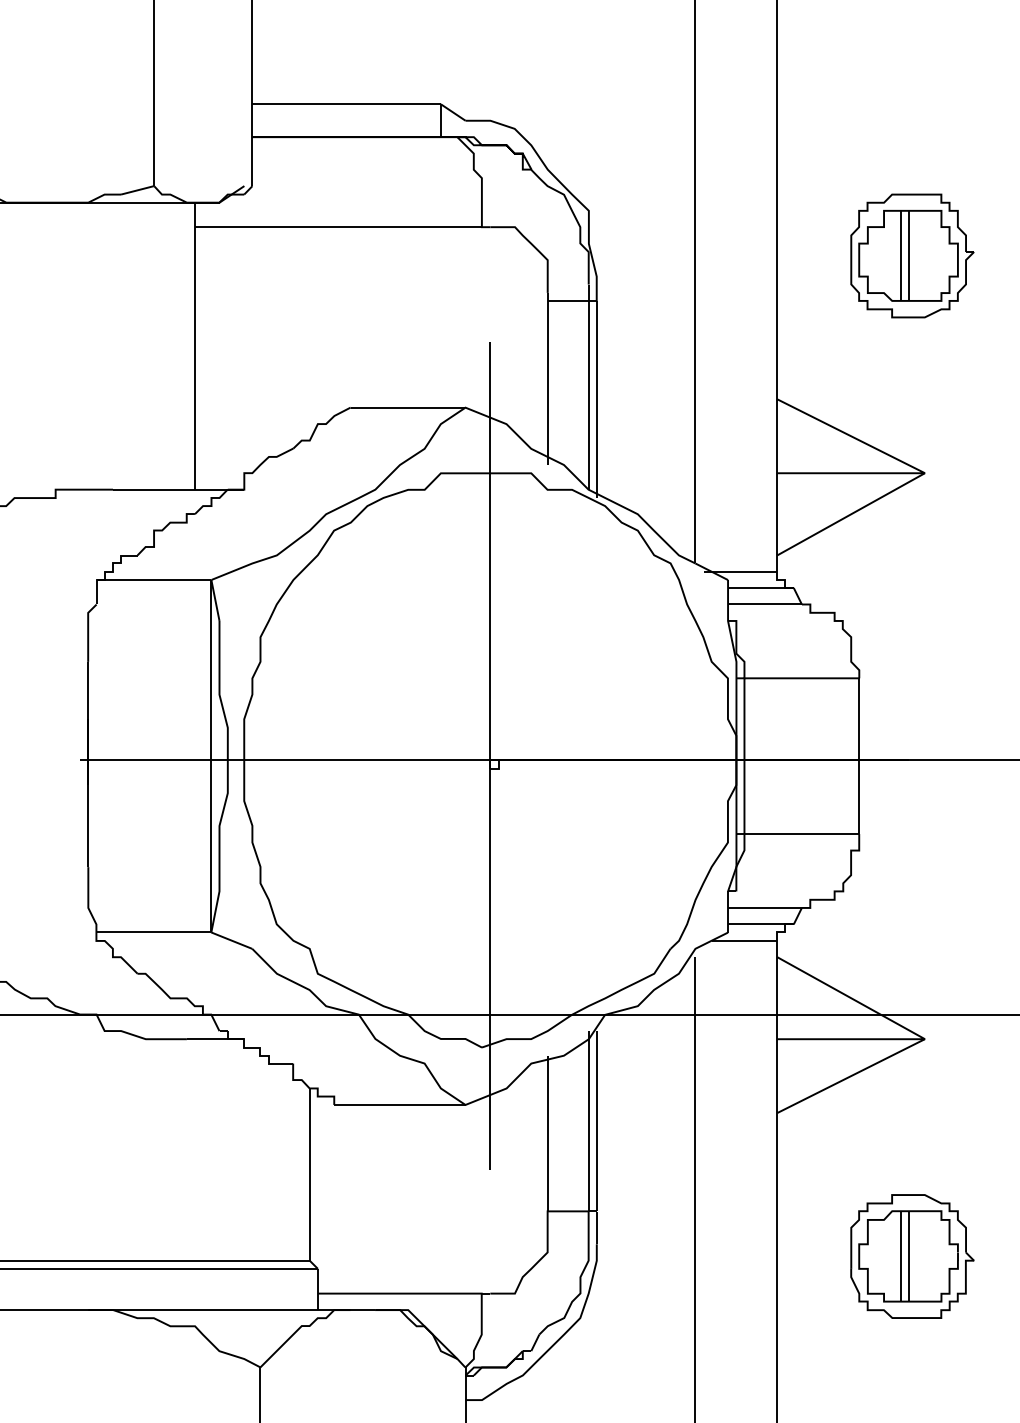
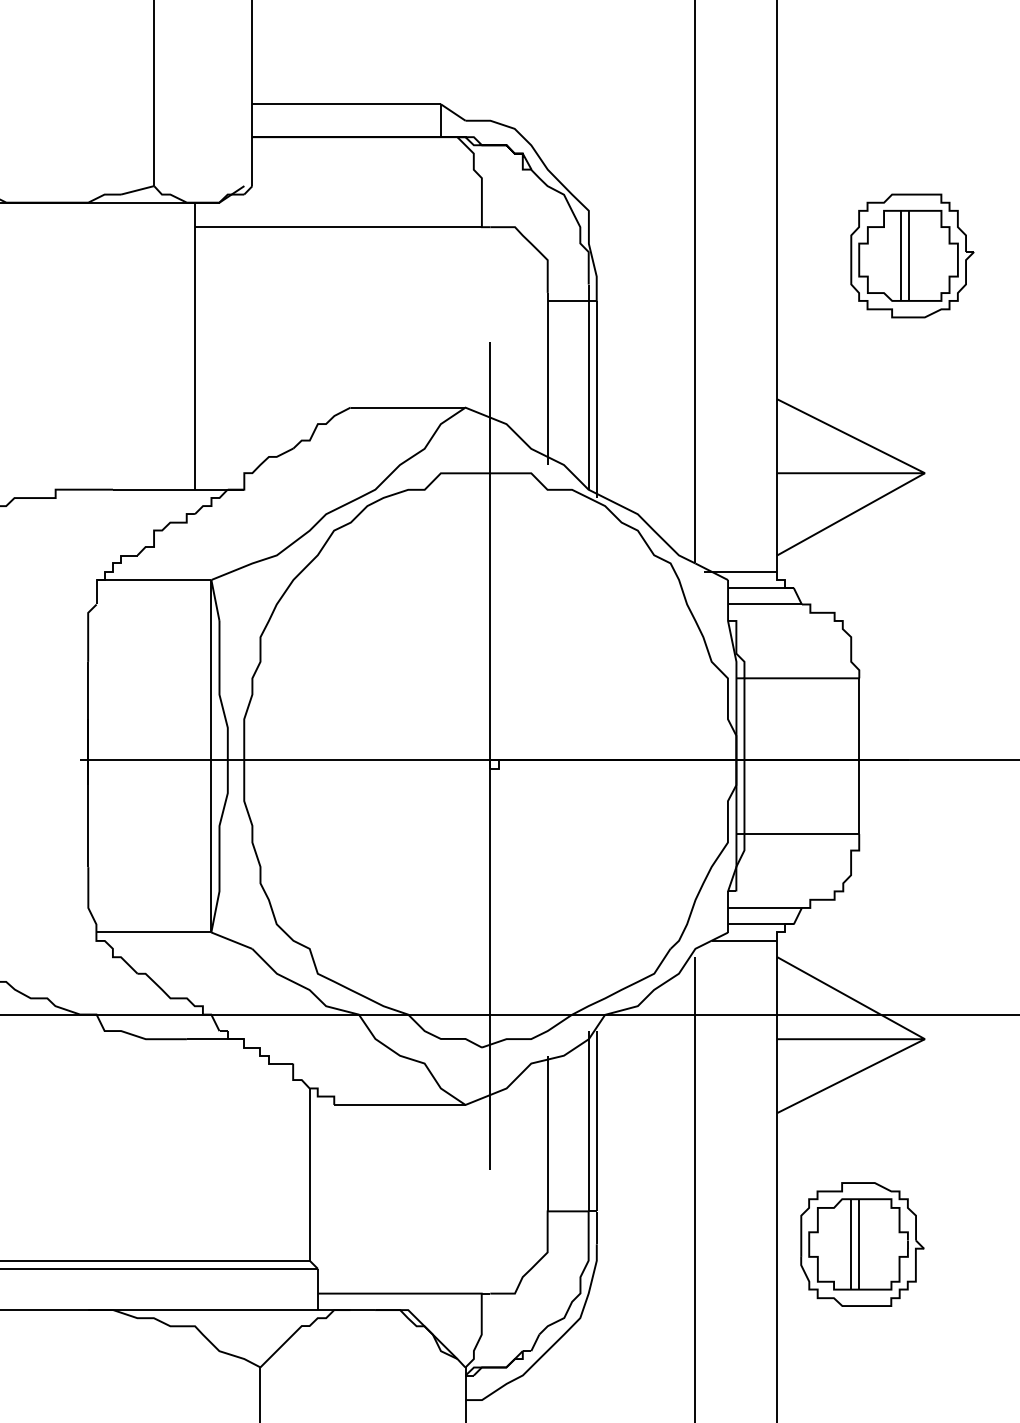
part position: (912, 1256) -> (862, 1244) (862, 1244)
